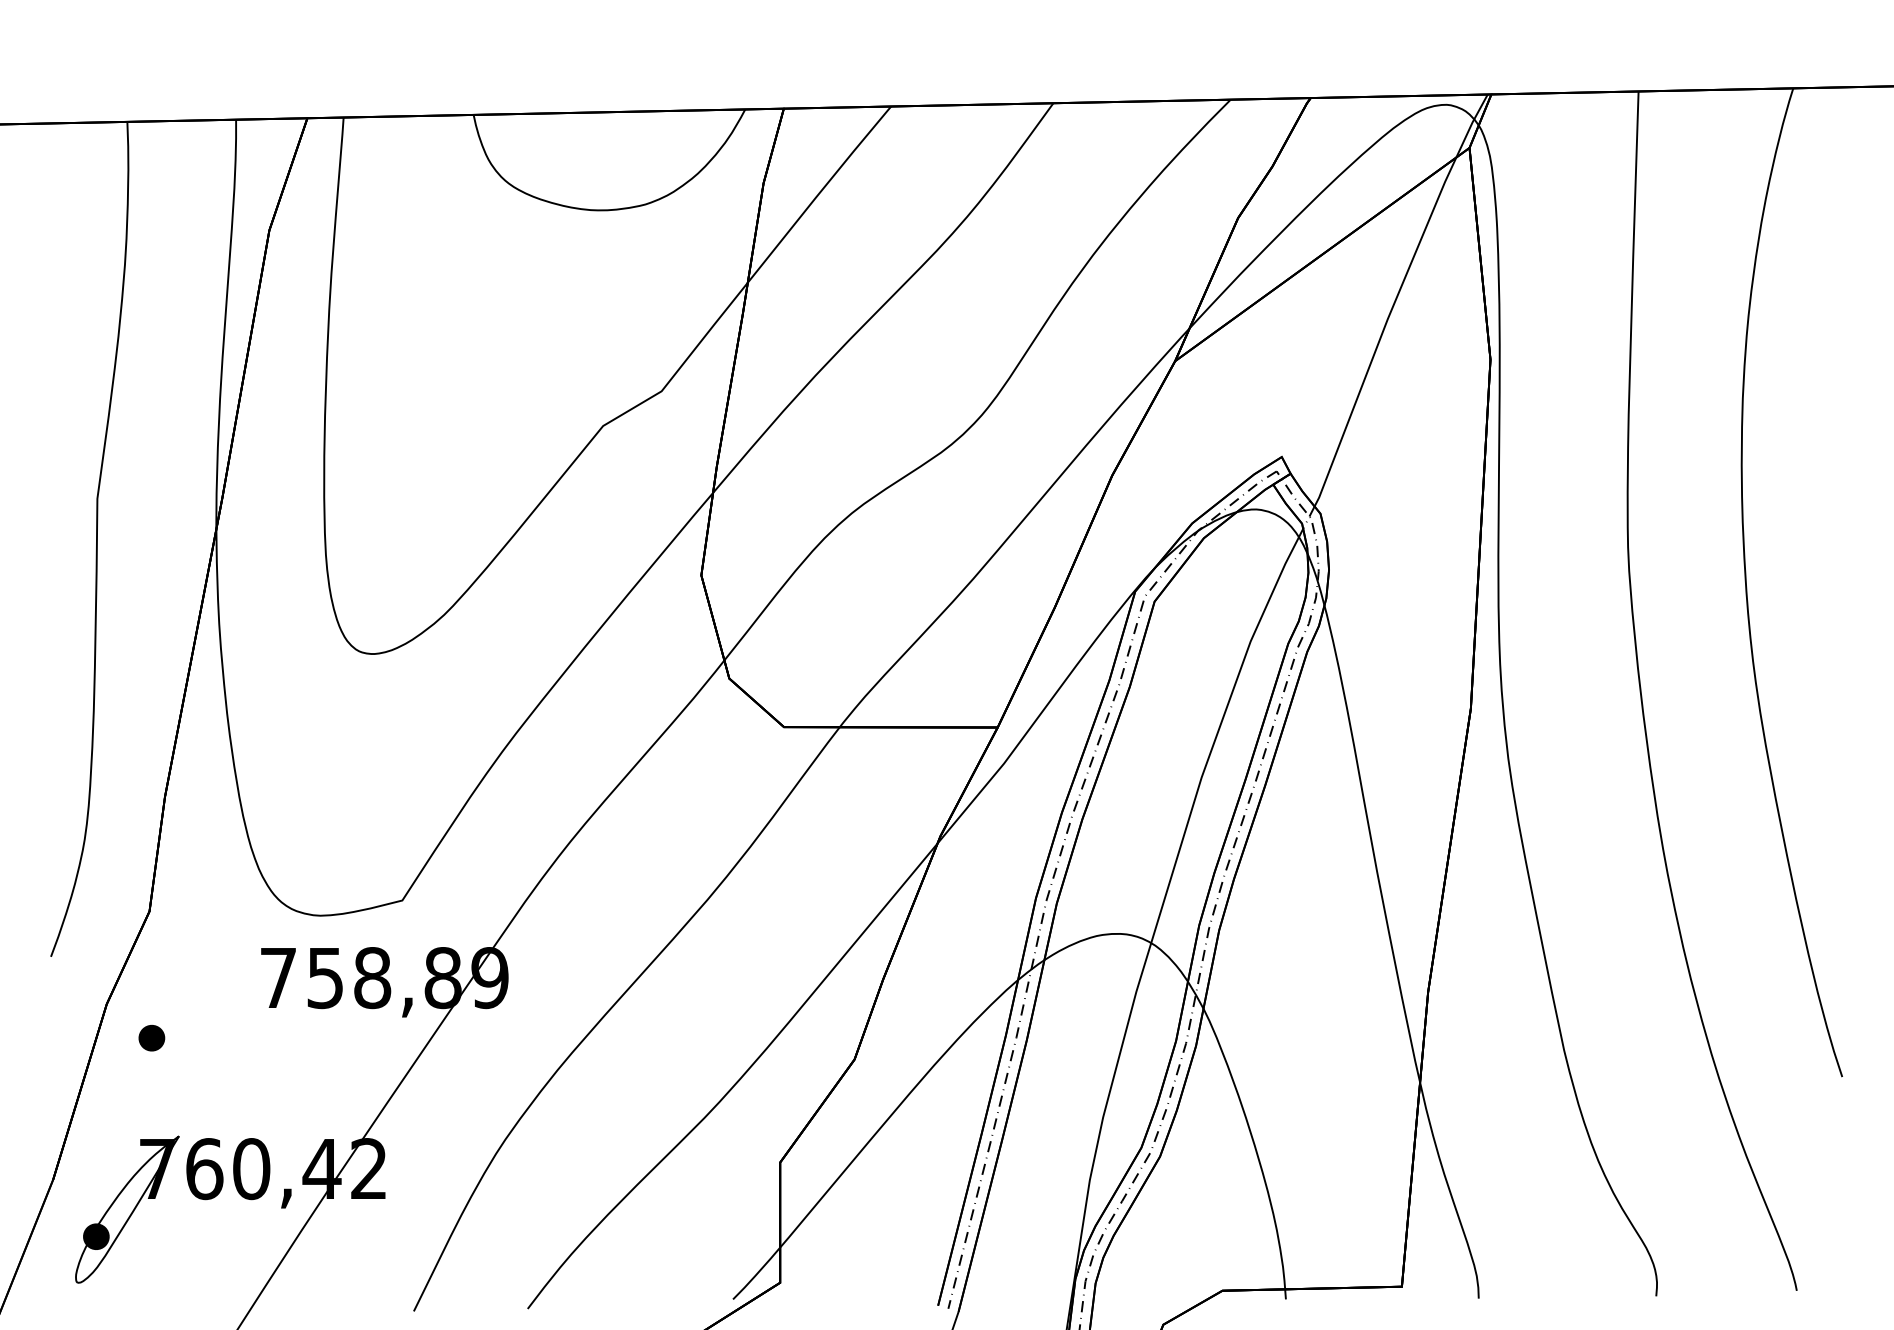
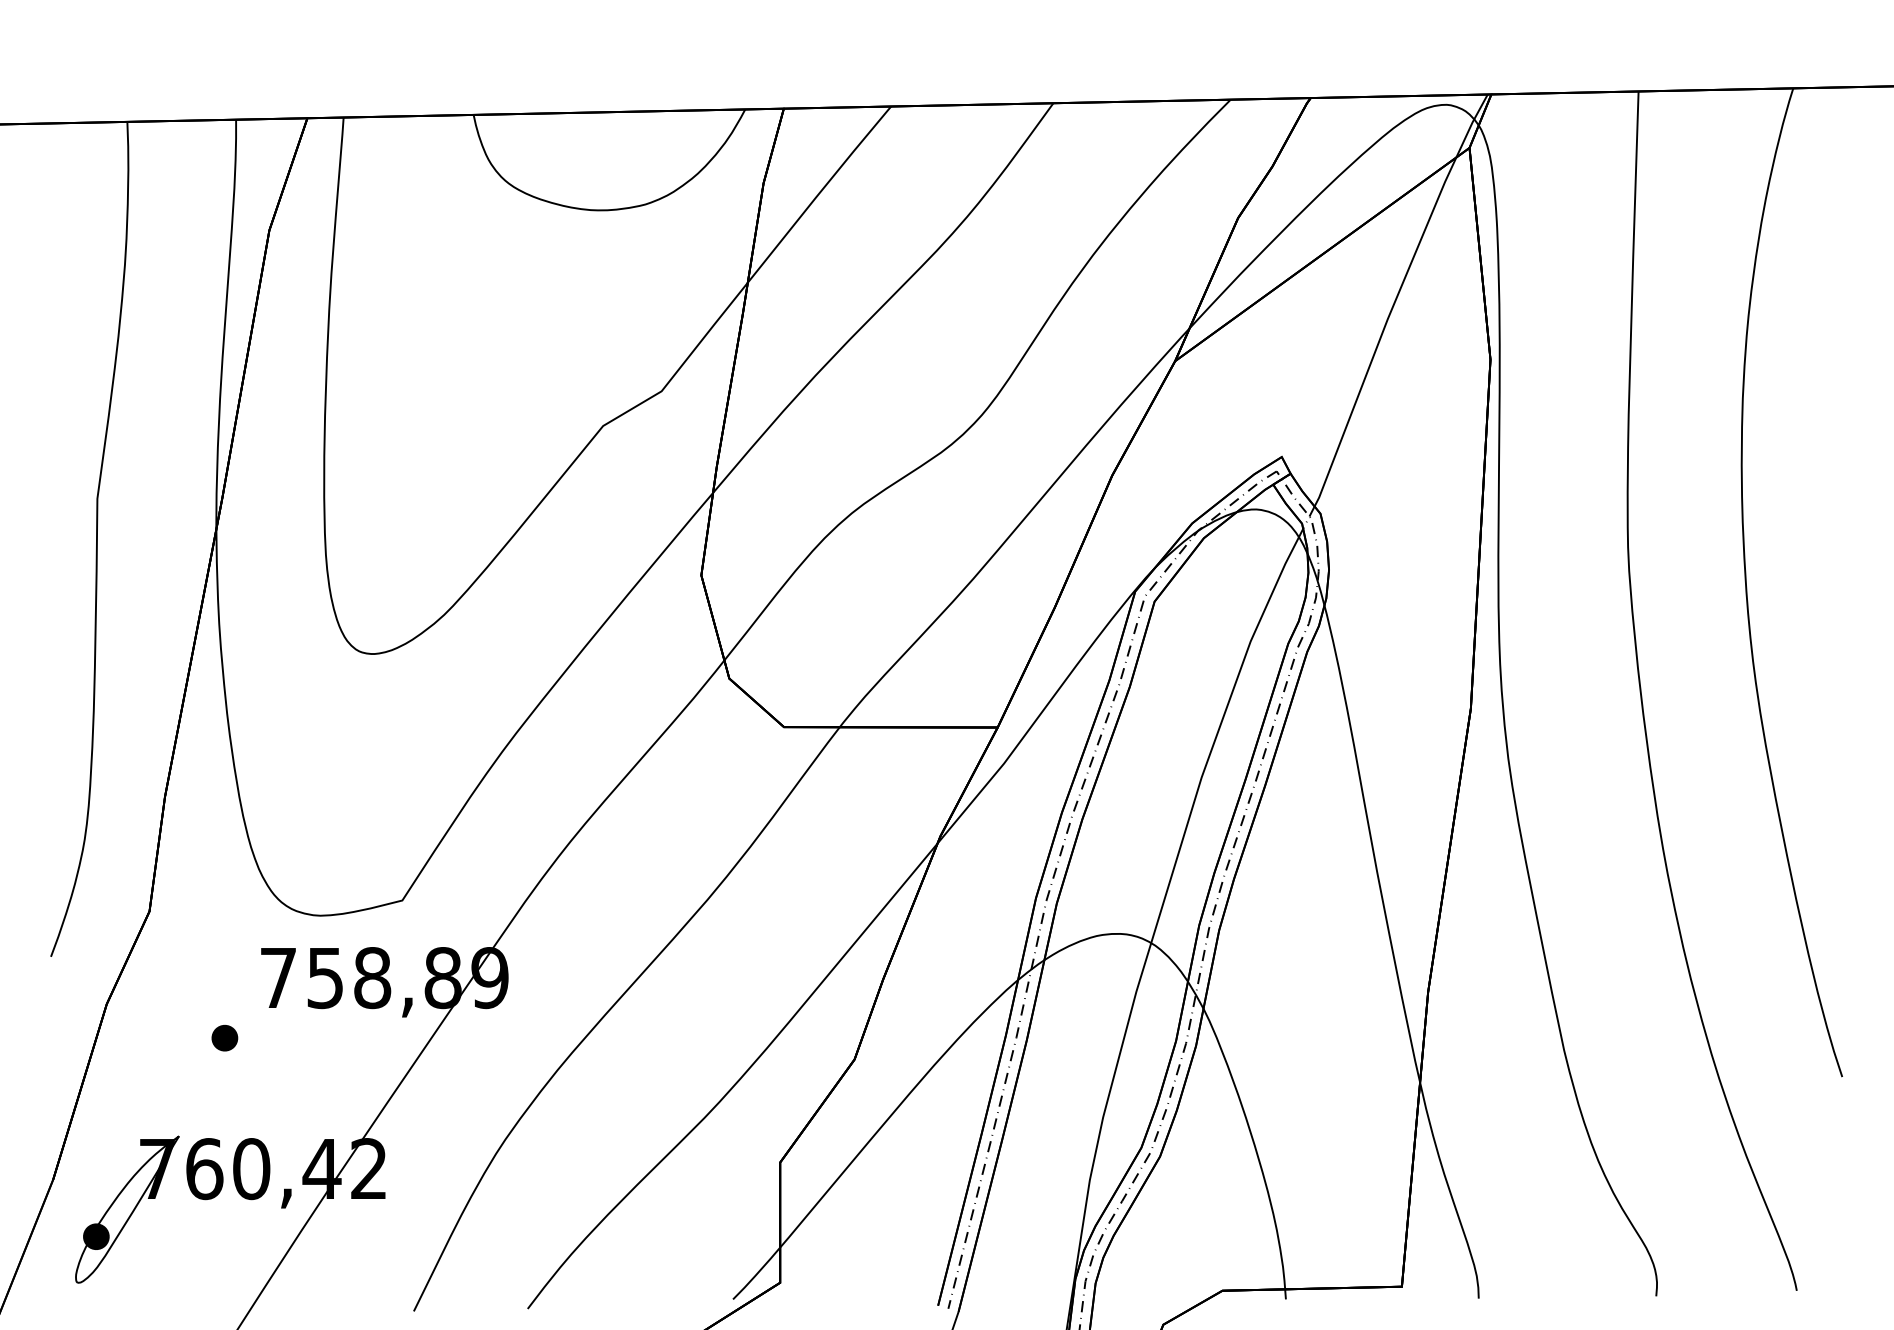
part position: (151, 1037) -> (224, 1037) (224, 1037)
